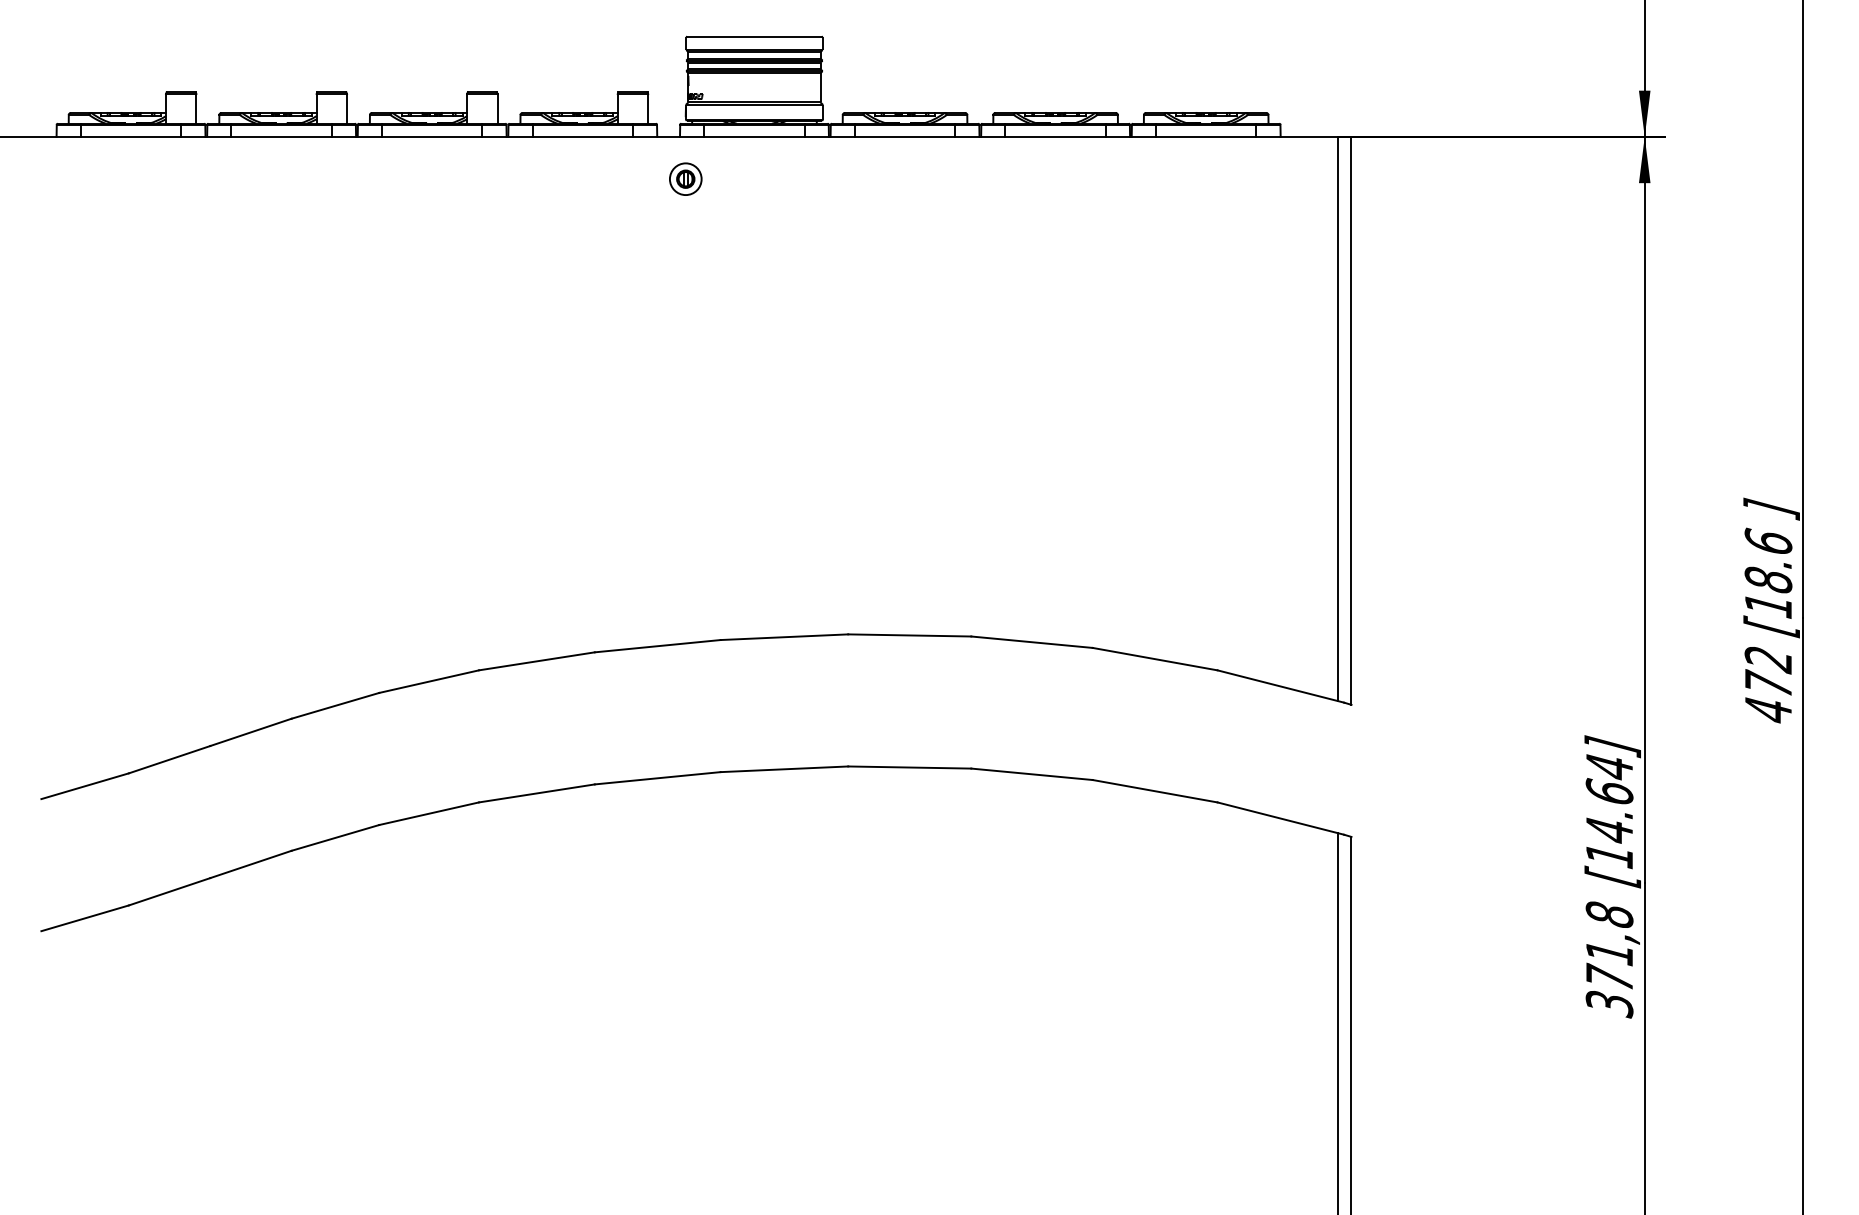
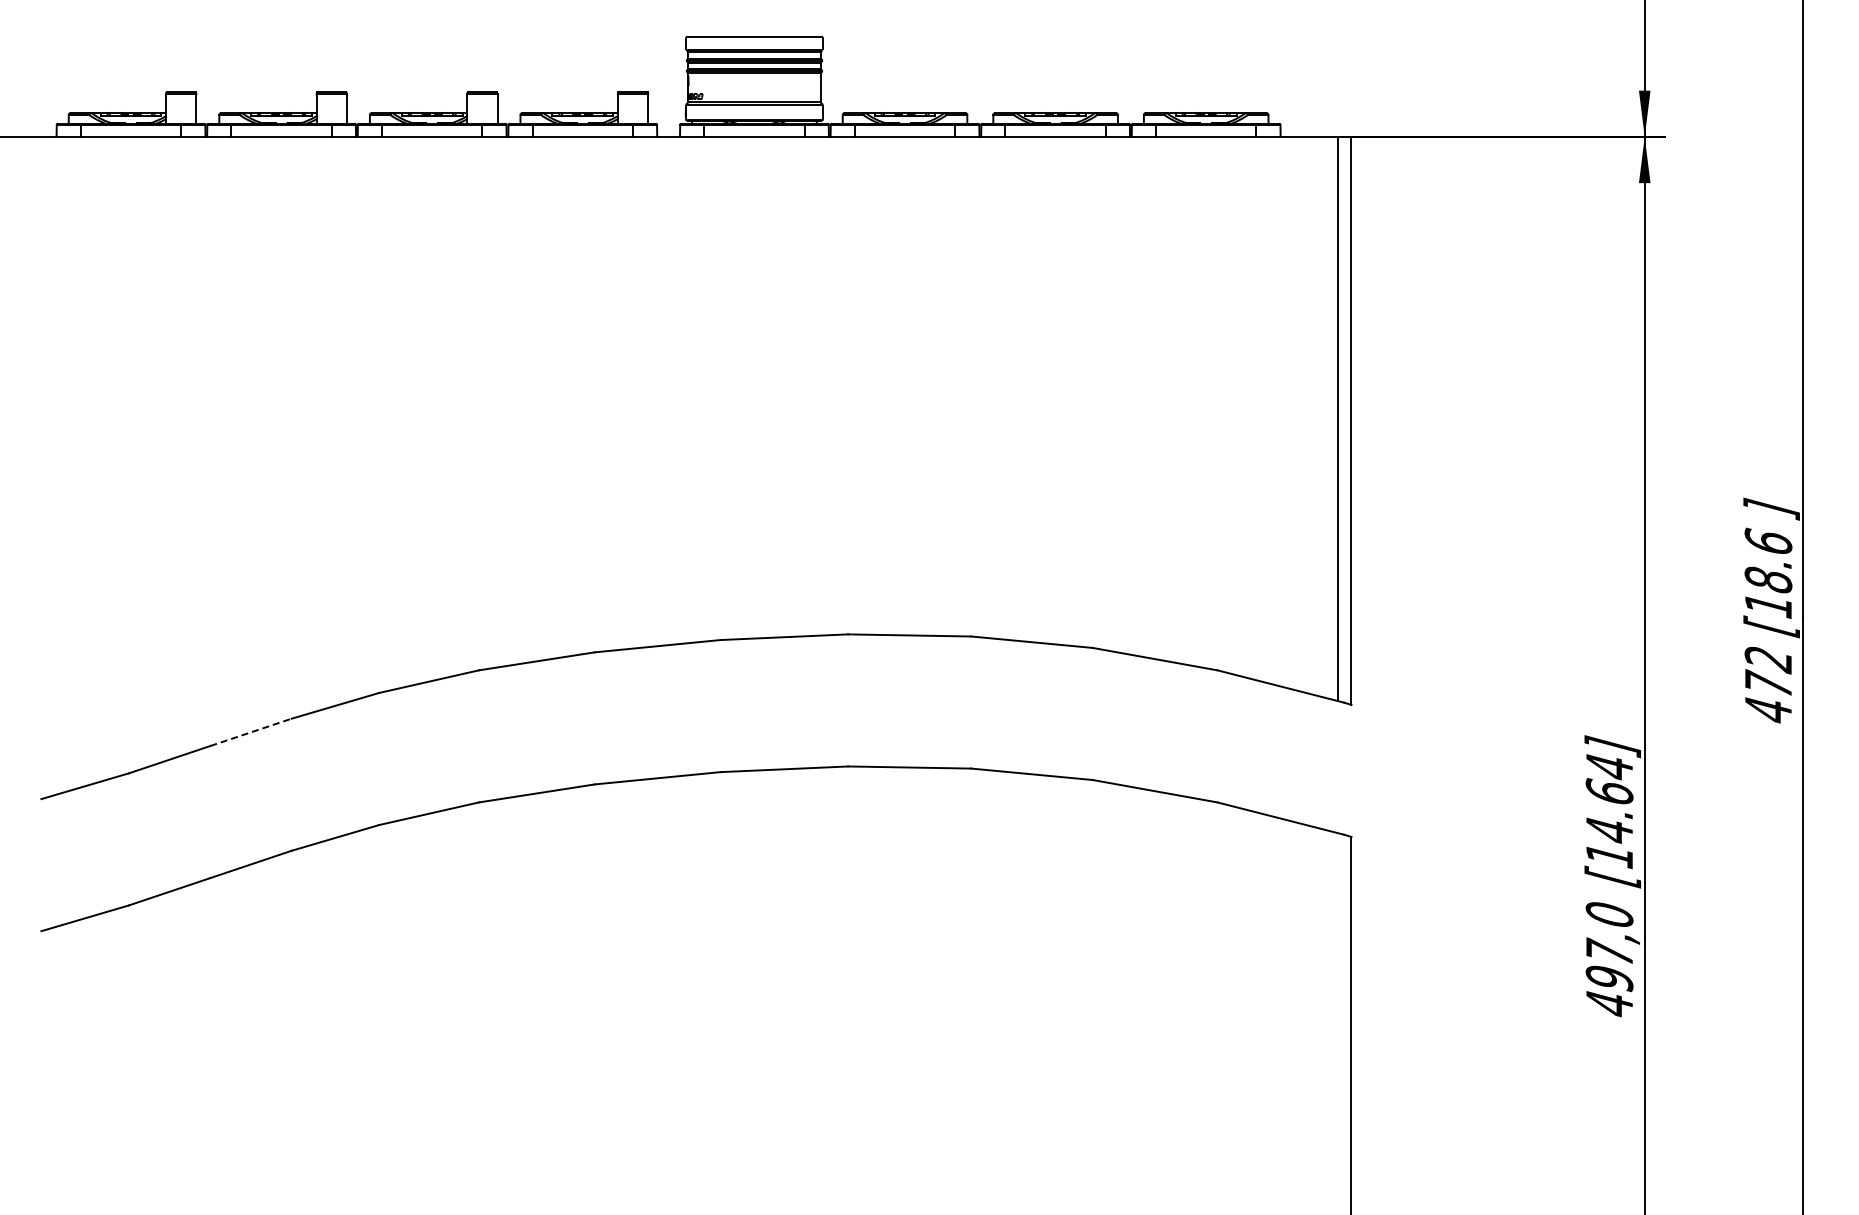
part: present -> none (685, 178)
line: solid -> dashed (250, 732)
text: 371,8 -> 497,0 (1609, 959)
line: present -> none (1338, 1022)
